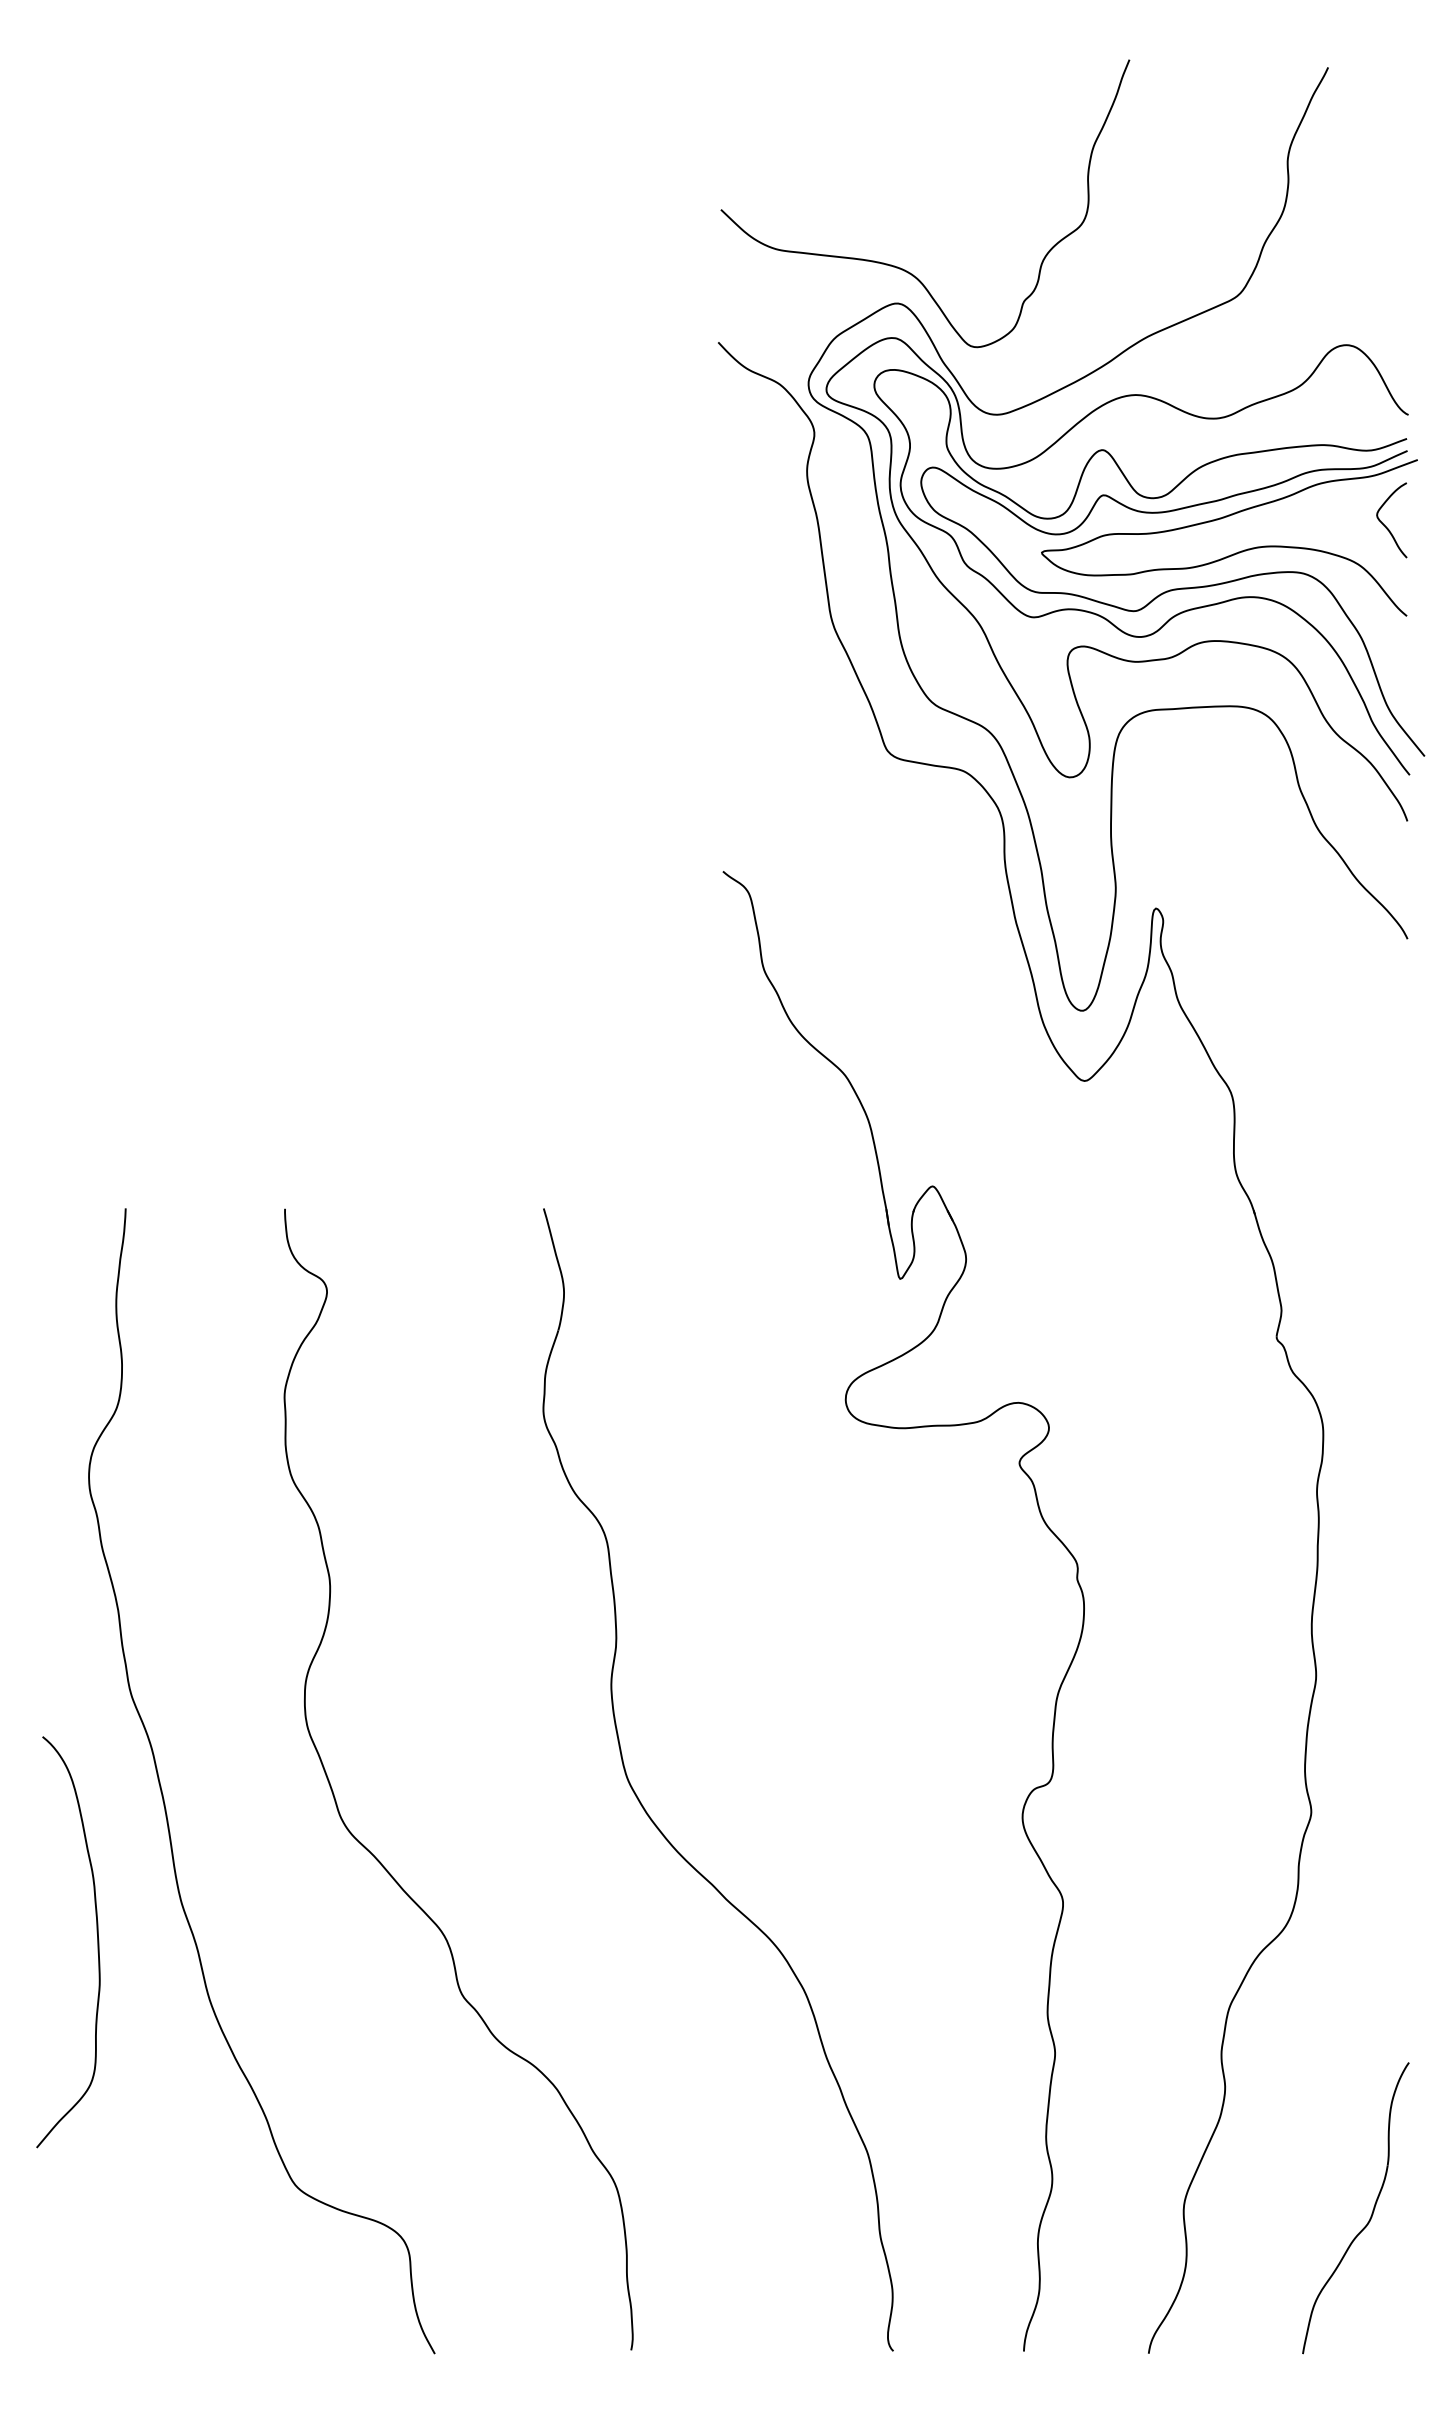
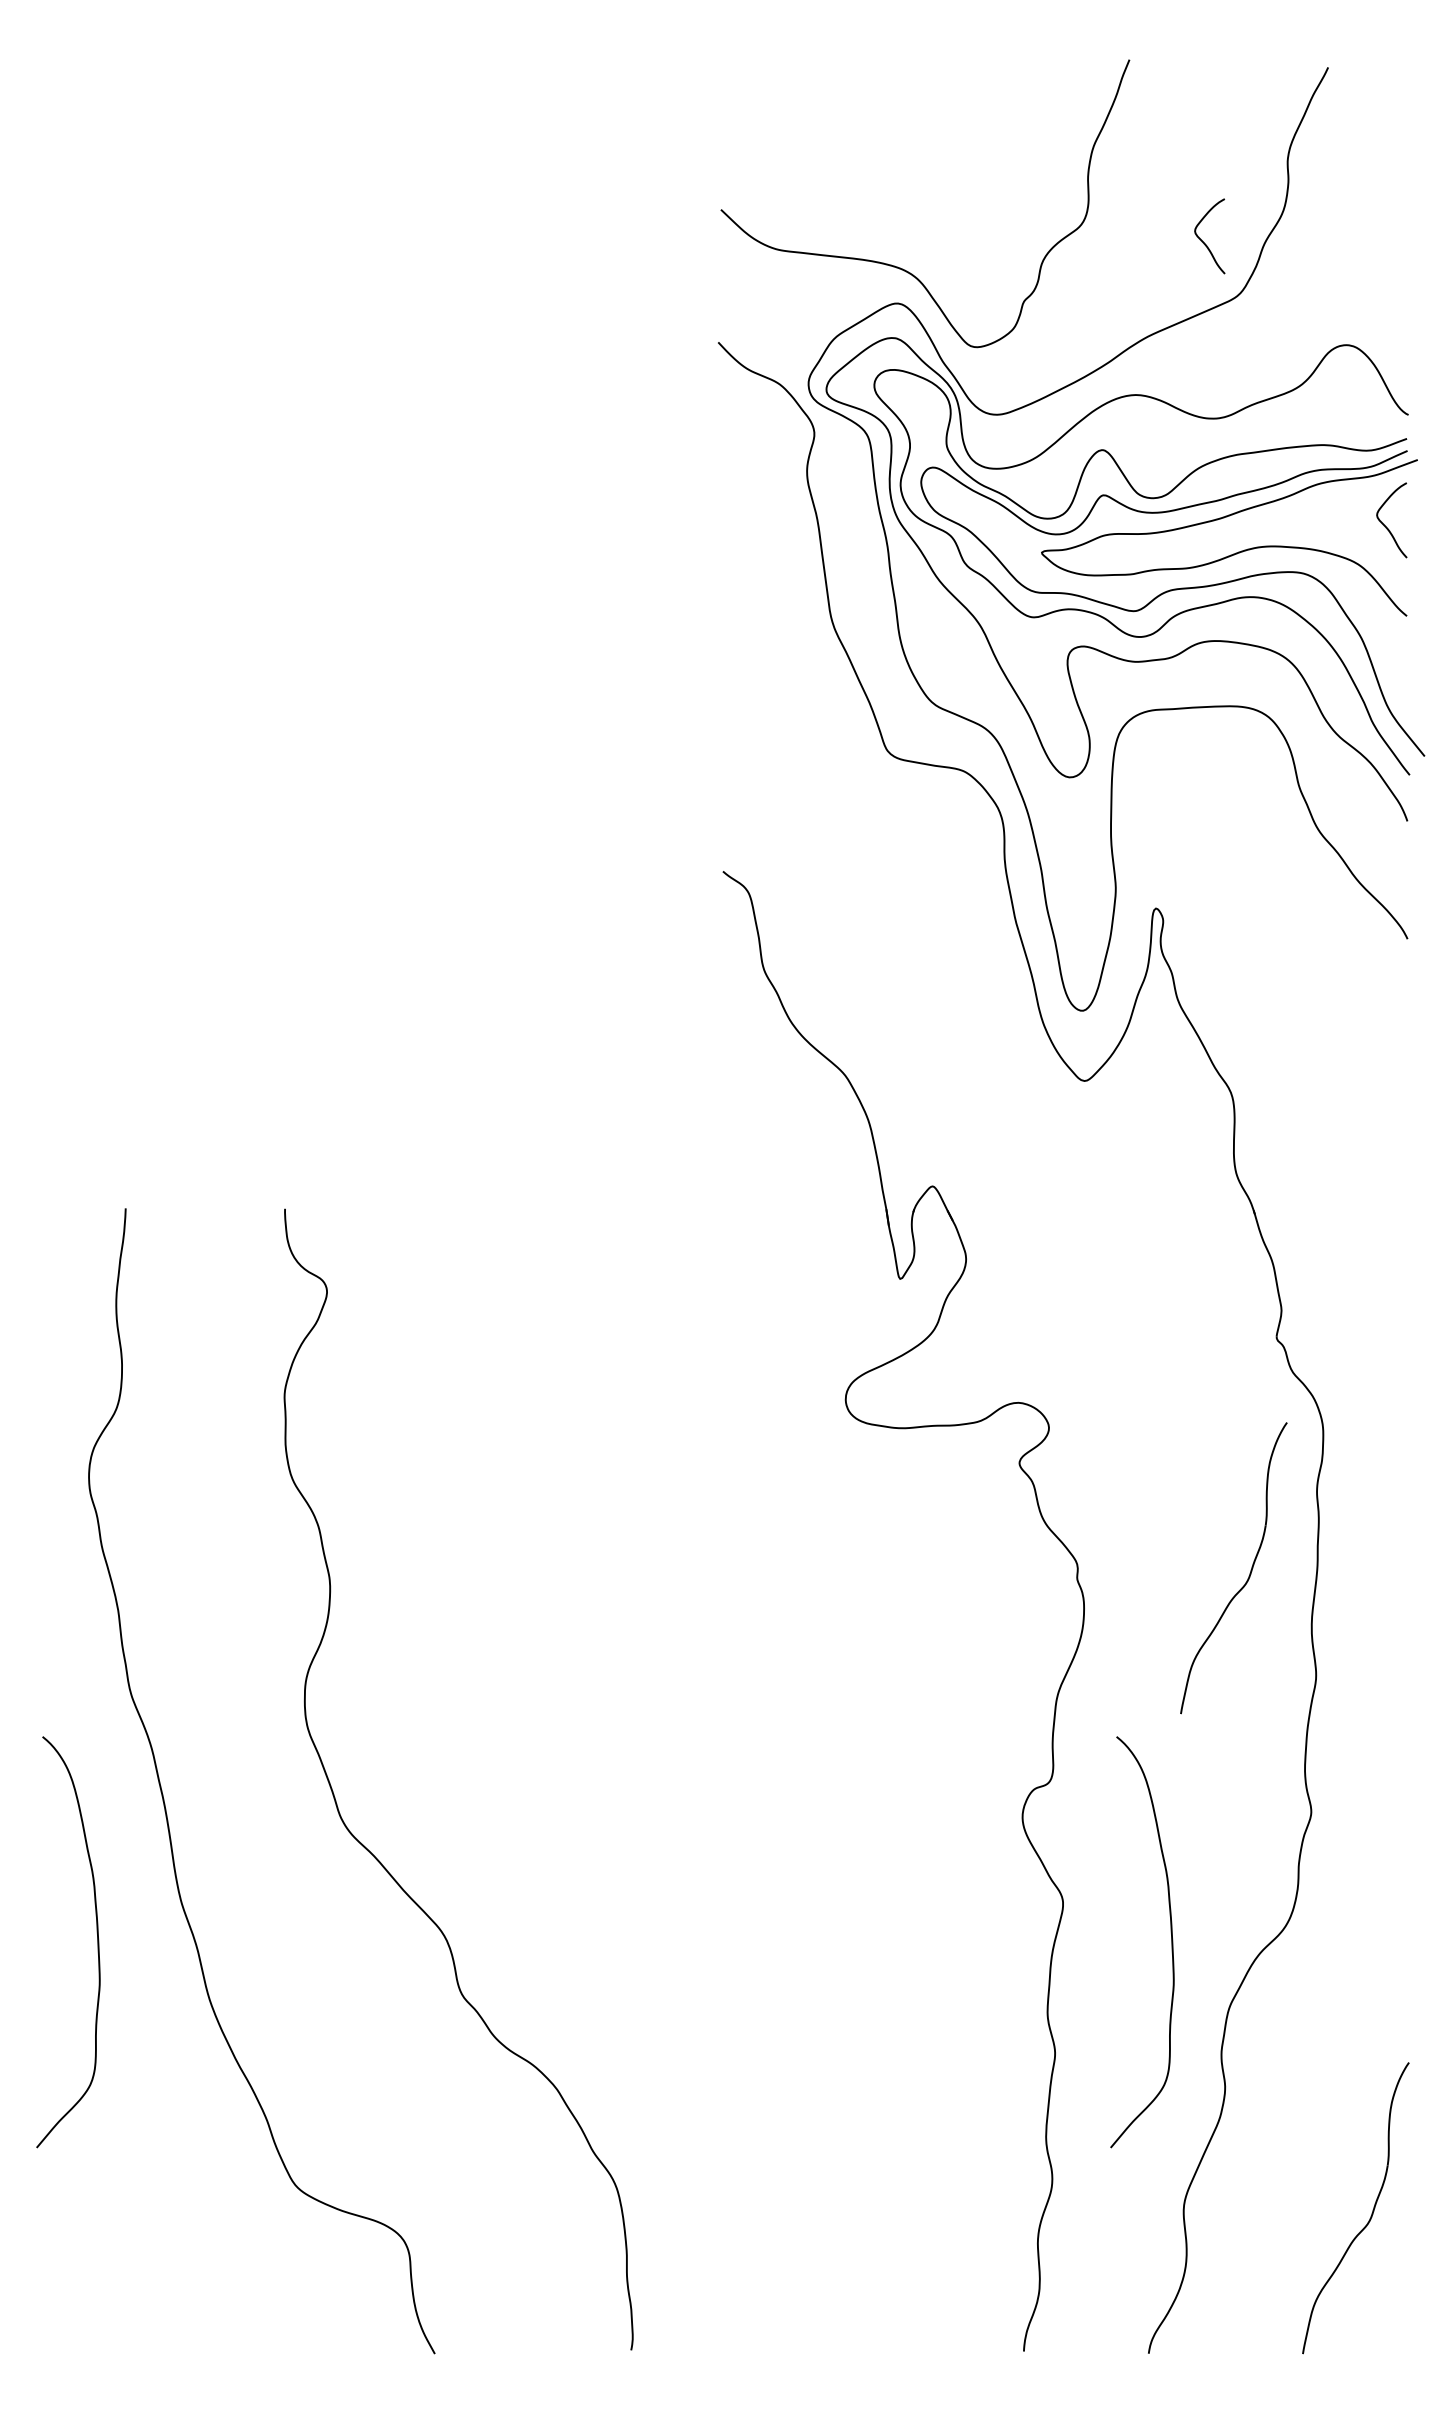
curve: none -> present (1203, 241)
part: none -> present (1249, 1573)
part: present -> none (656, 1824)
curve: none -> present (1171, 1942)
